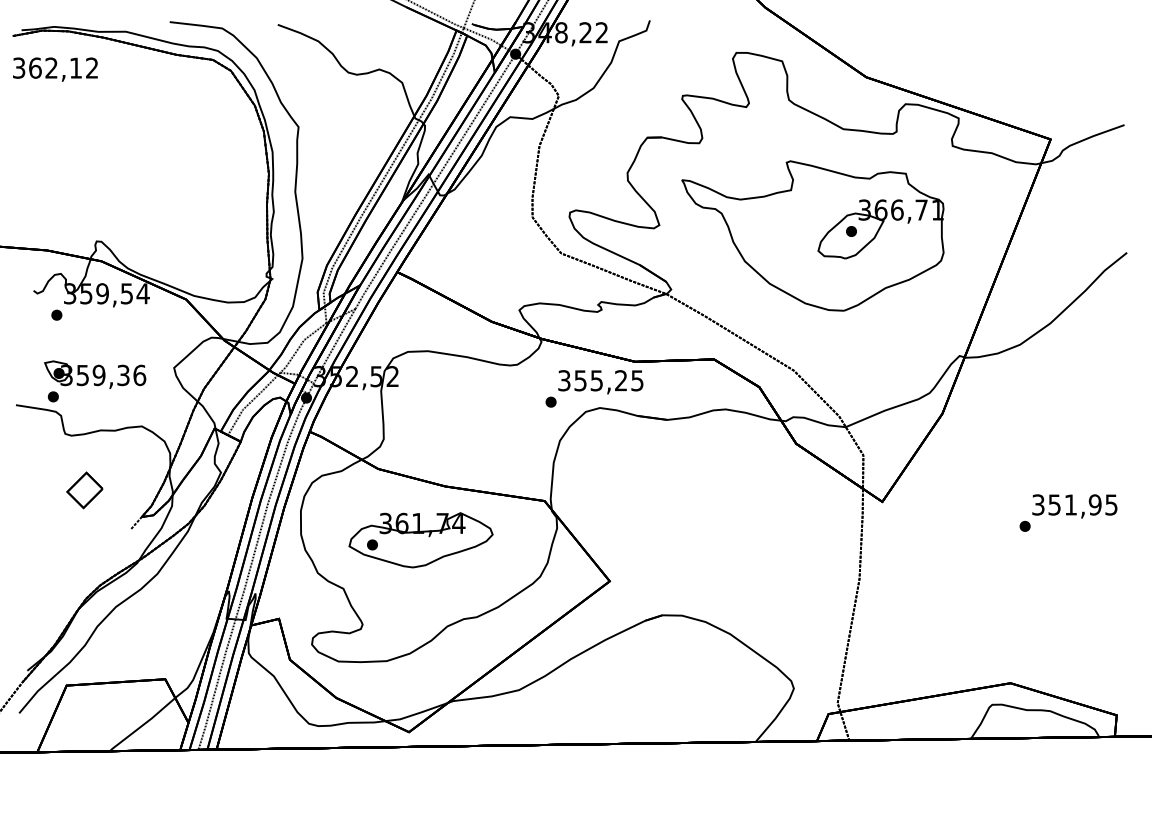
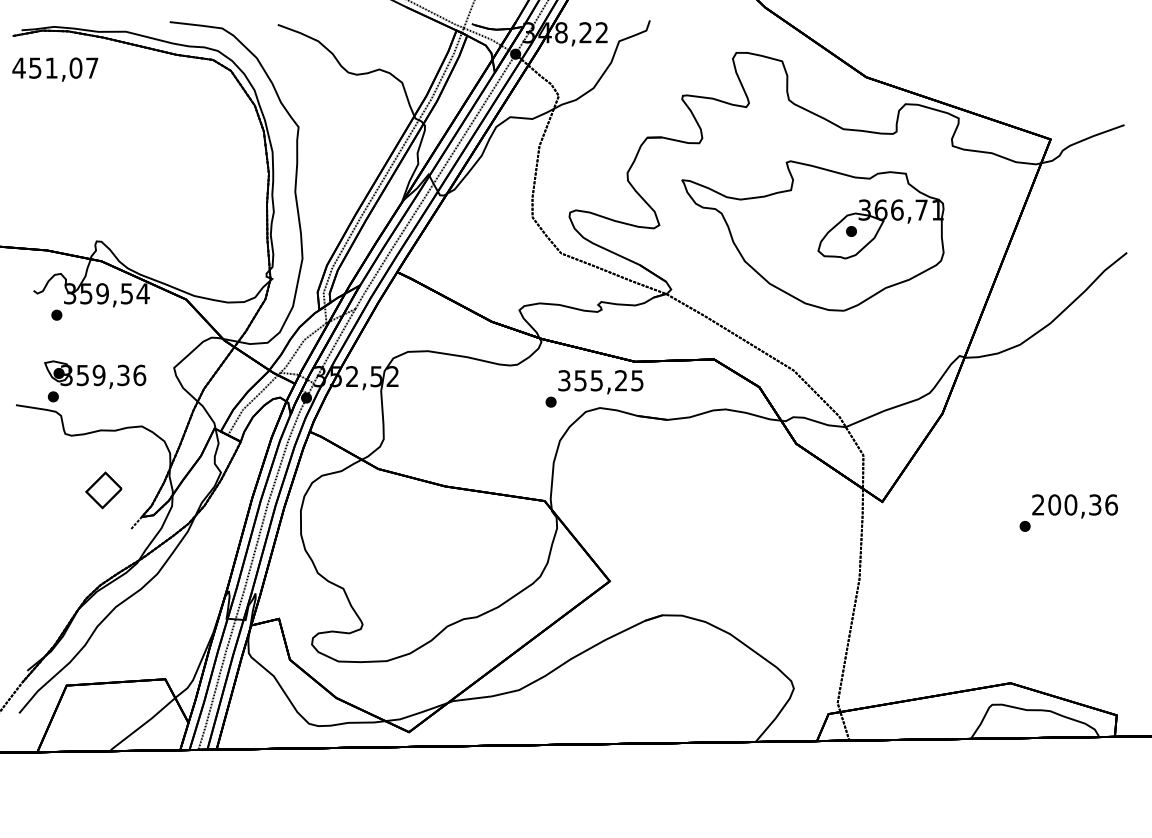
text: 362,12 -> 451,07 (55, 67)
part position: (84, 490) -> (103, 490) (103, 490)
text: 351,95 -> 200,36 (1075, 504)
part: present -> none (420, 540)
